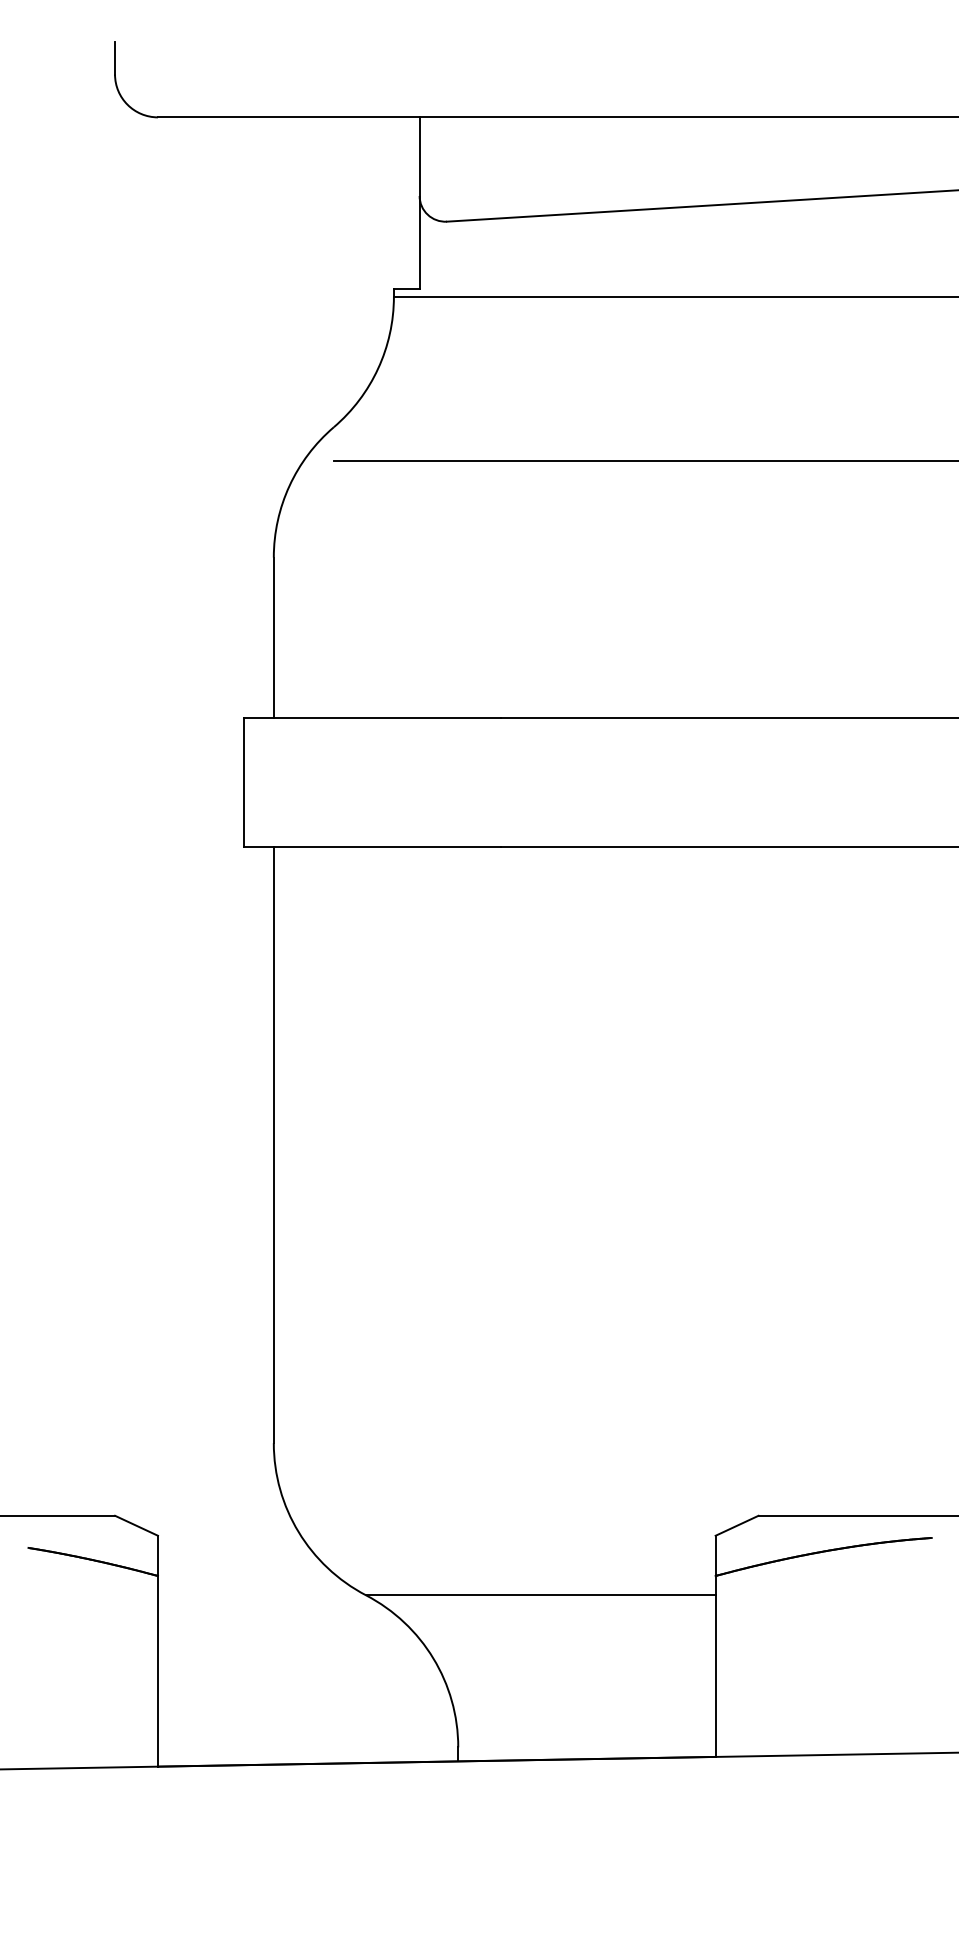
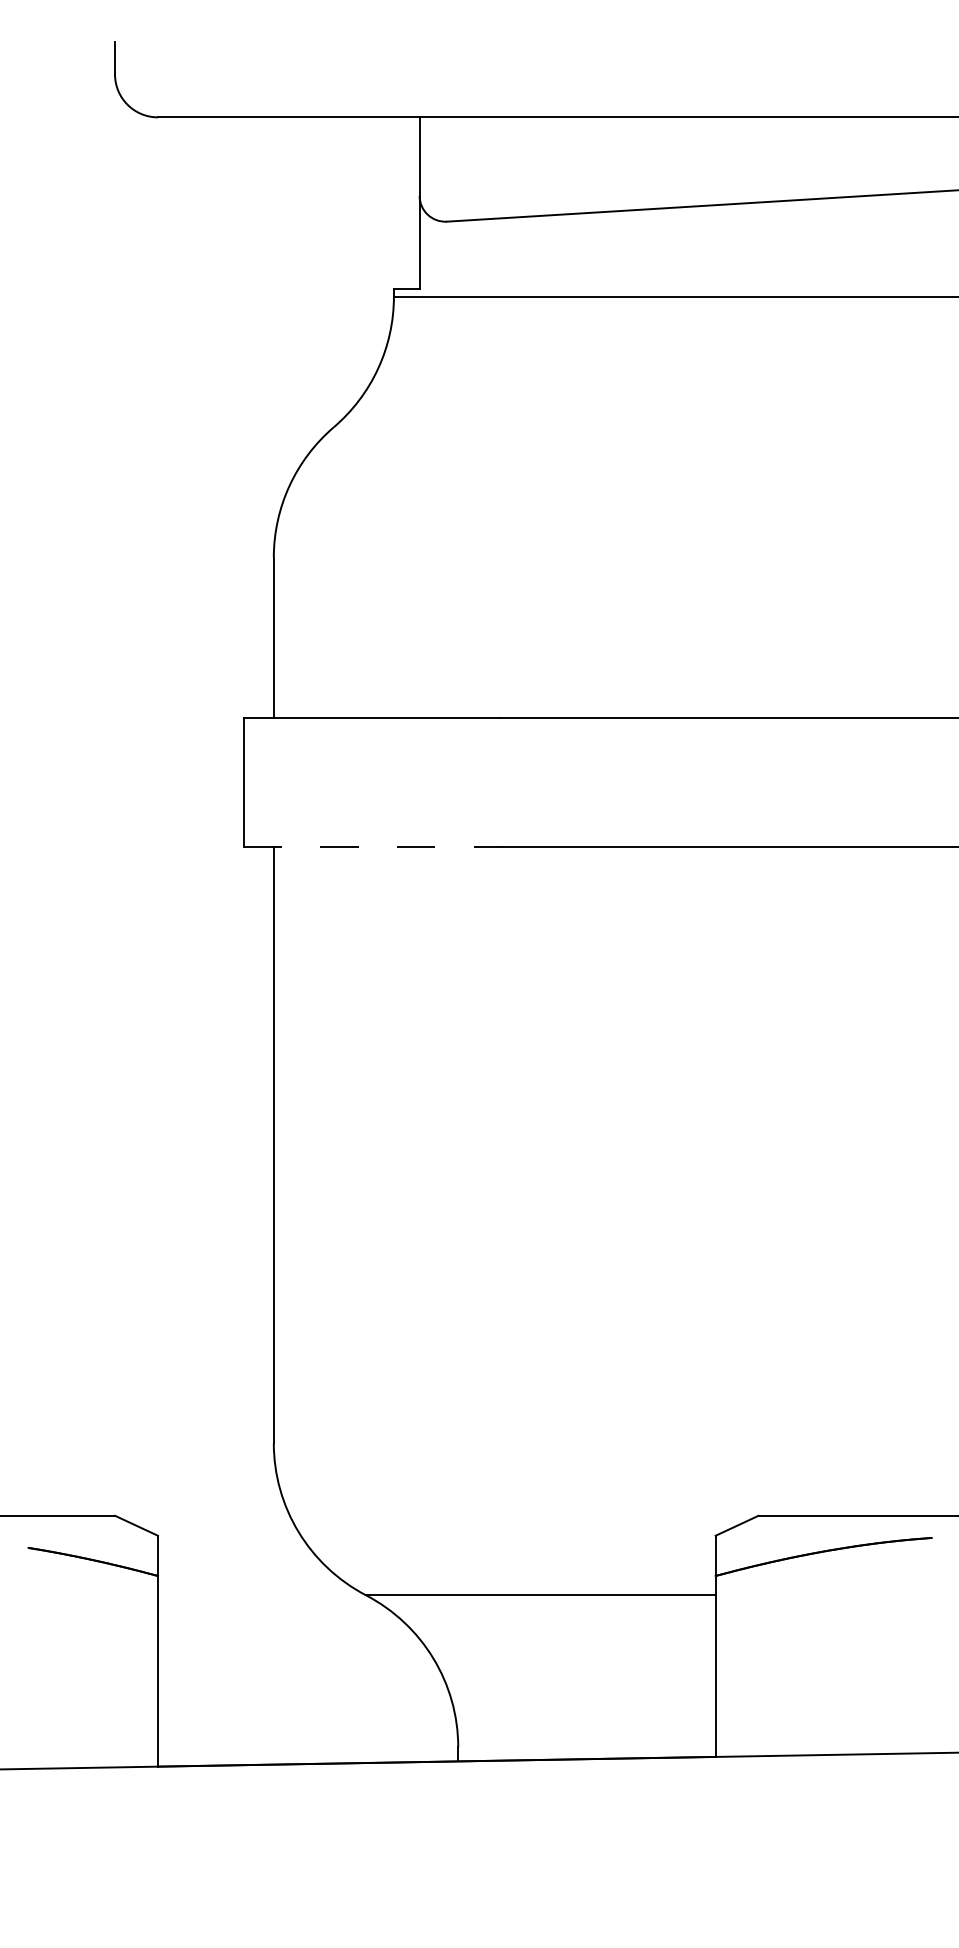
line: present -> none (644, 460)
line: solid -> dashed (372, 846)
